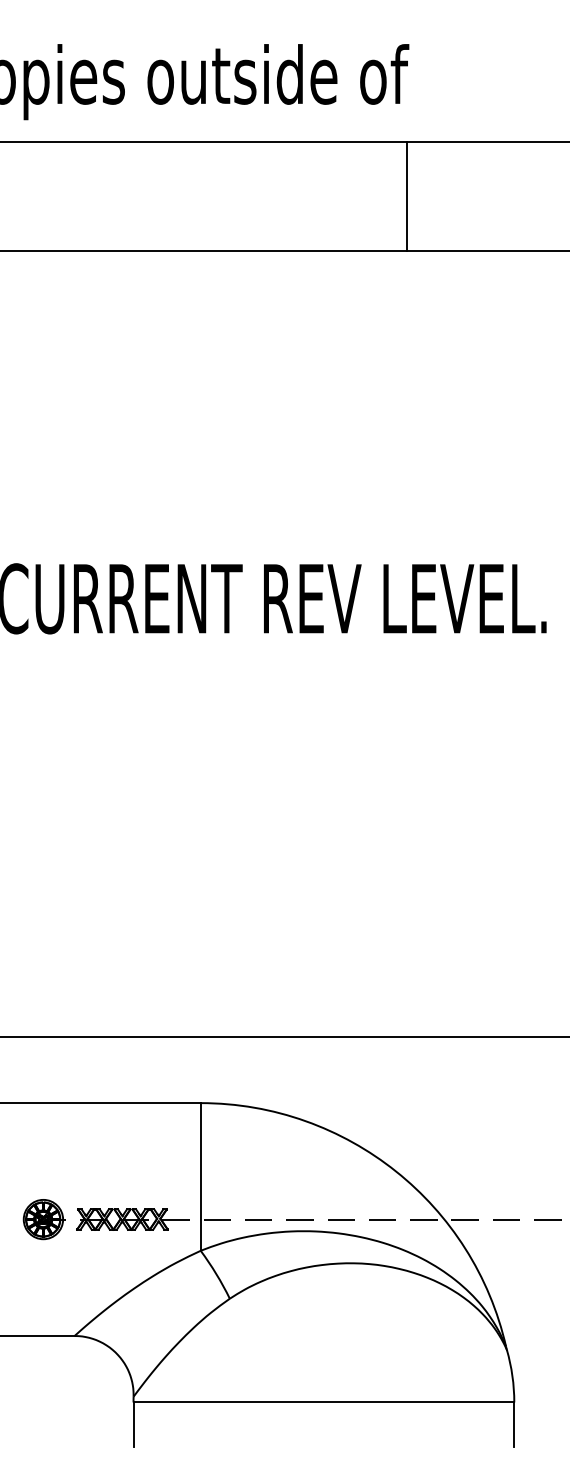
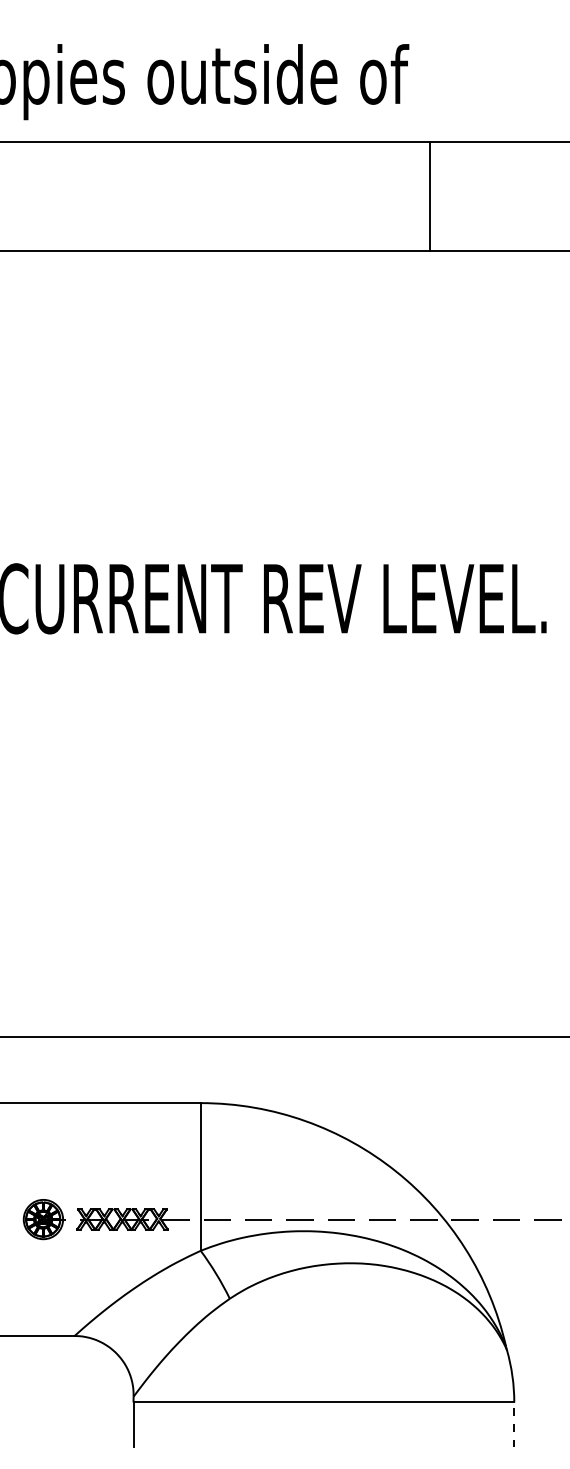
line position: (407, 196) -> (430, 196) (430, 196)
line: solid -> dashed (514, 1424)
